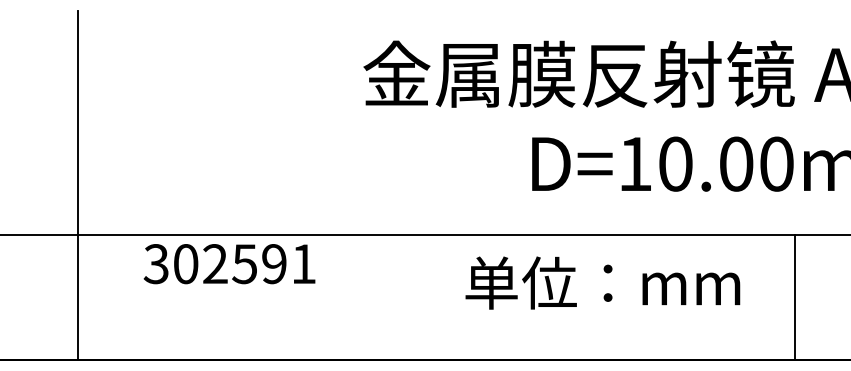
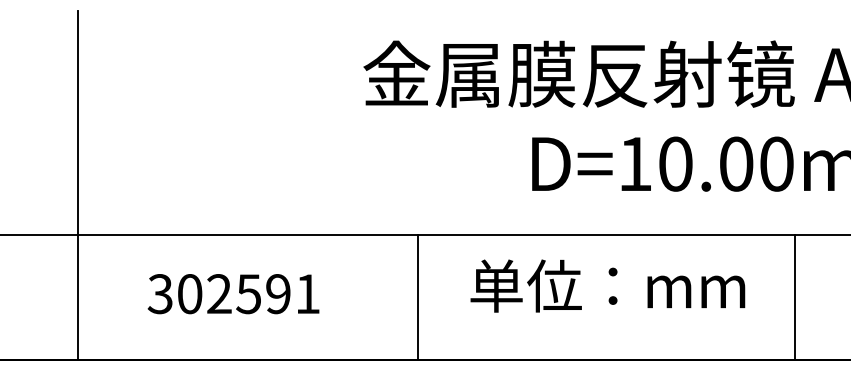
text position: (229, 264) -> (233, 294) (233, 294)
text position: (602, 282) -> (607, 285) (607, 285)
line: none -> present (418, 297)
